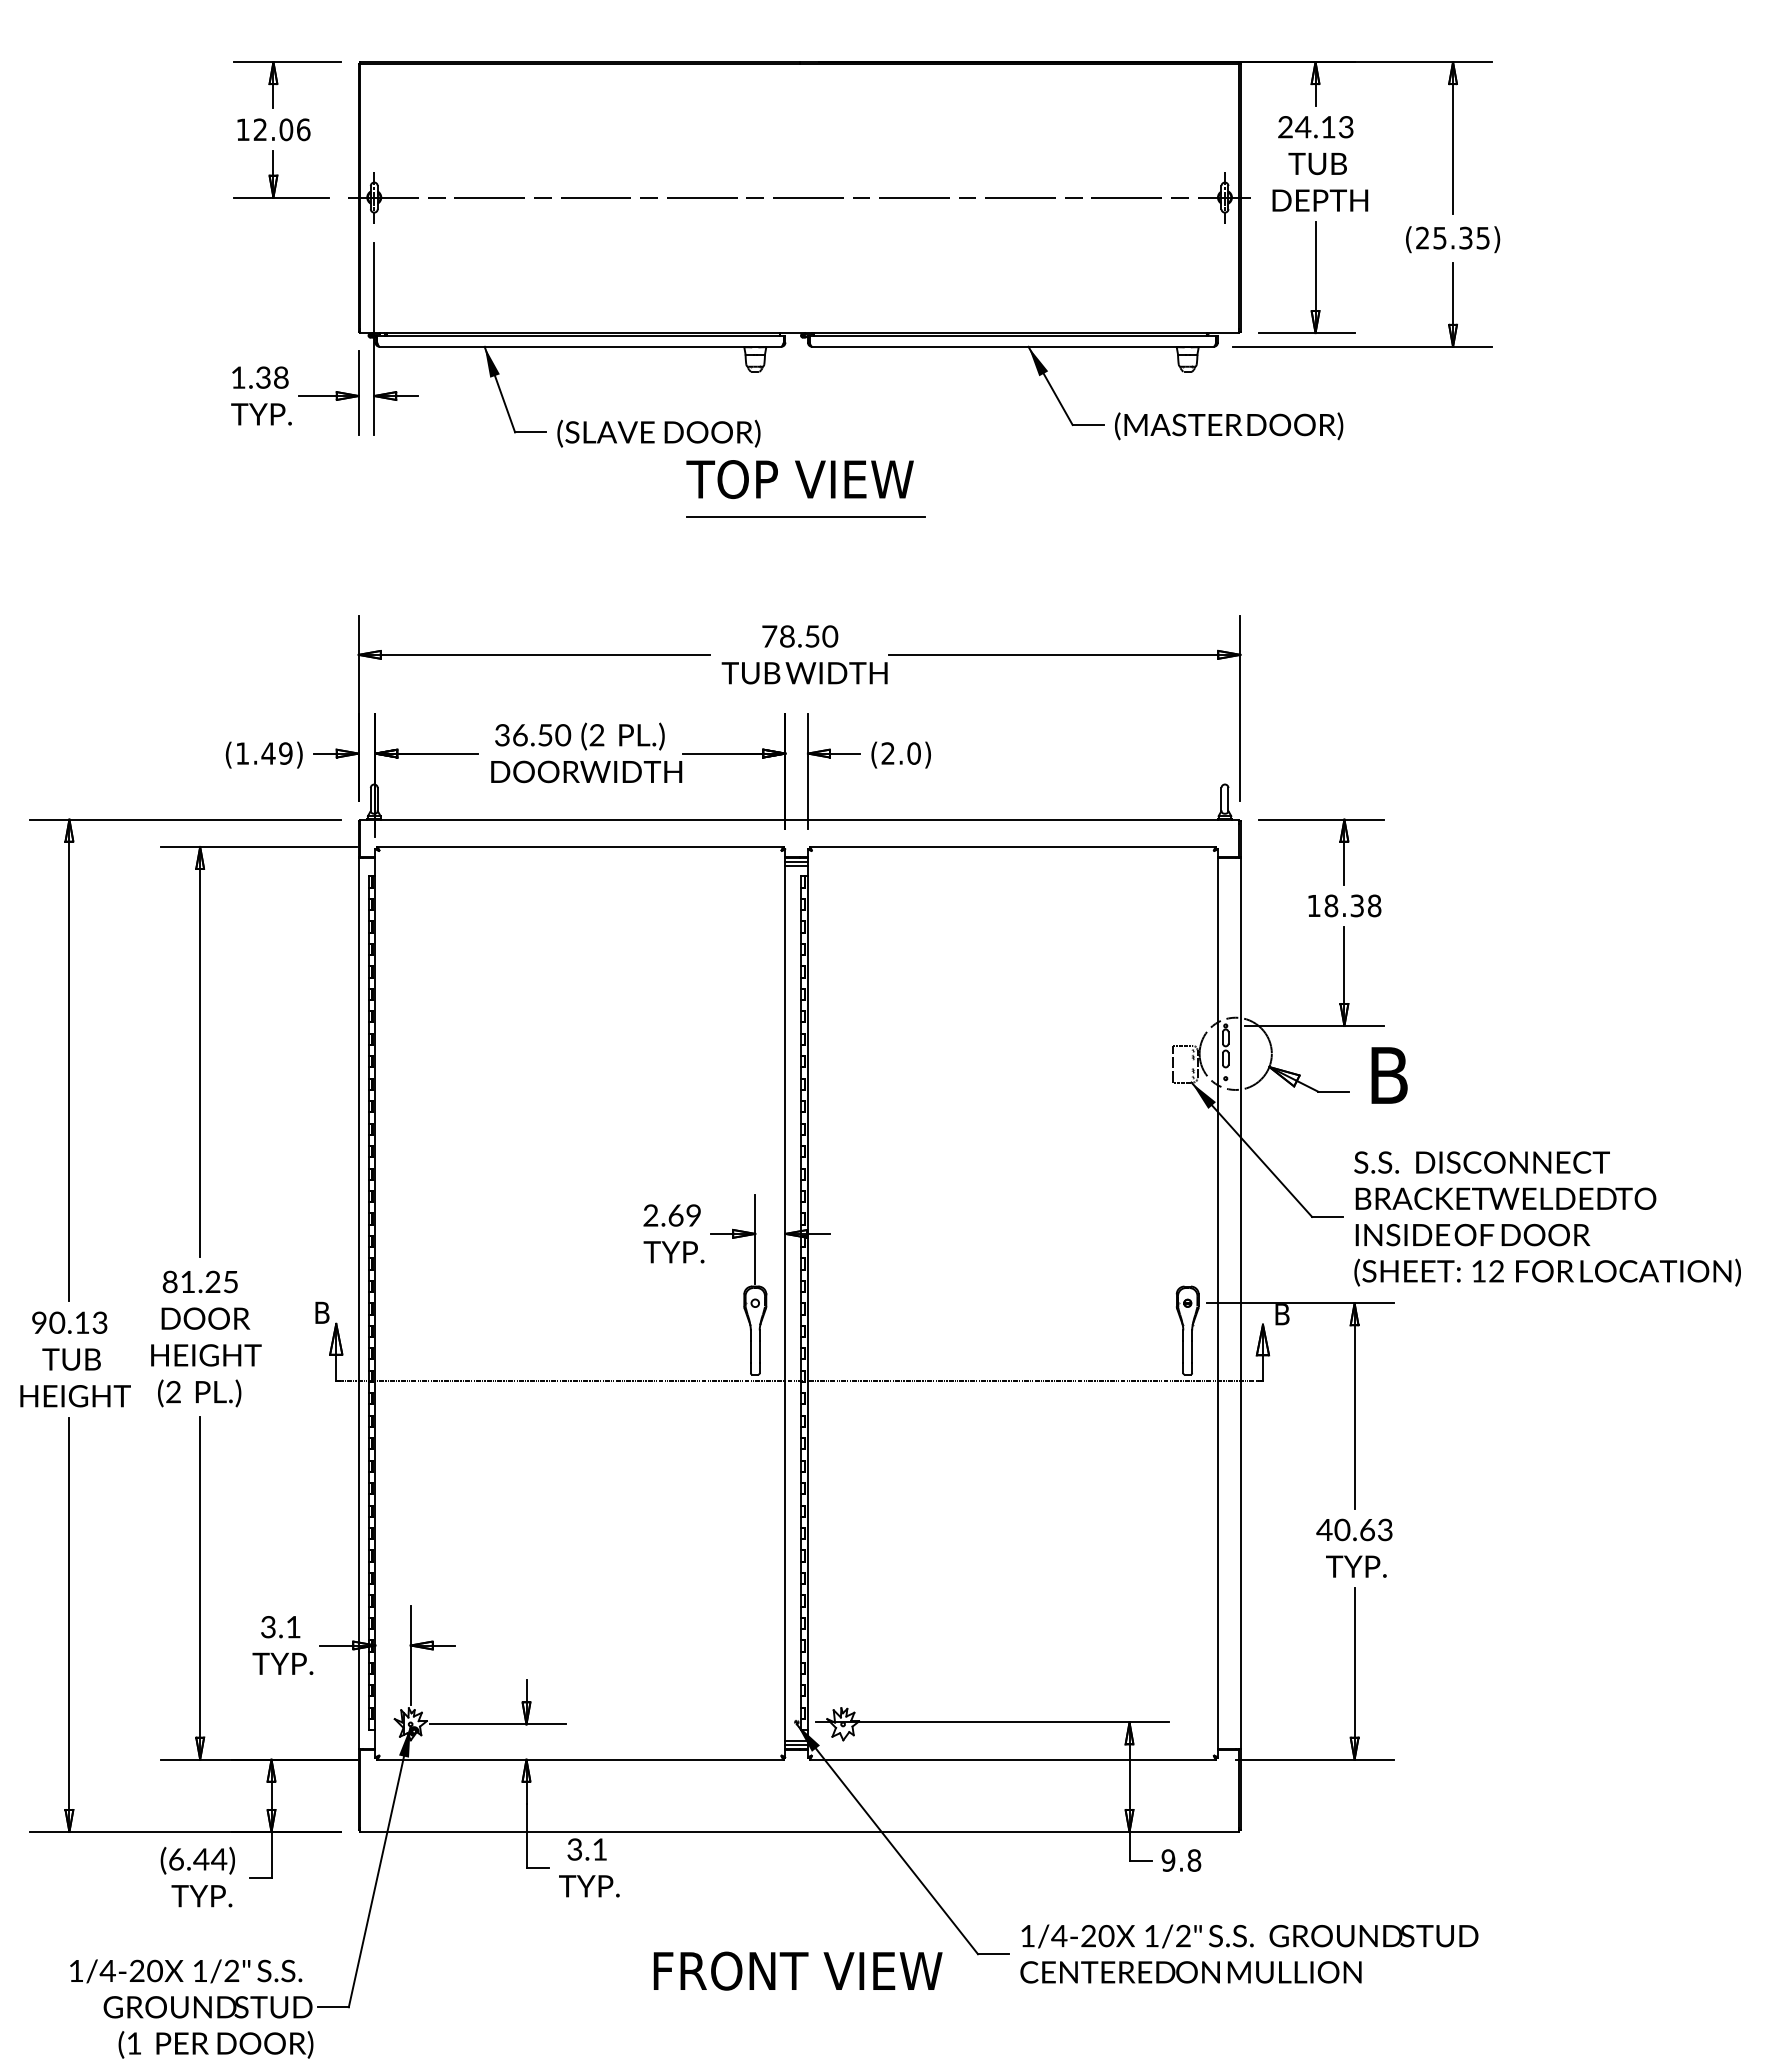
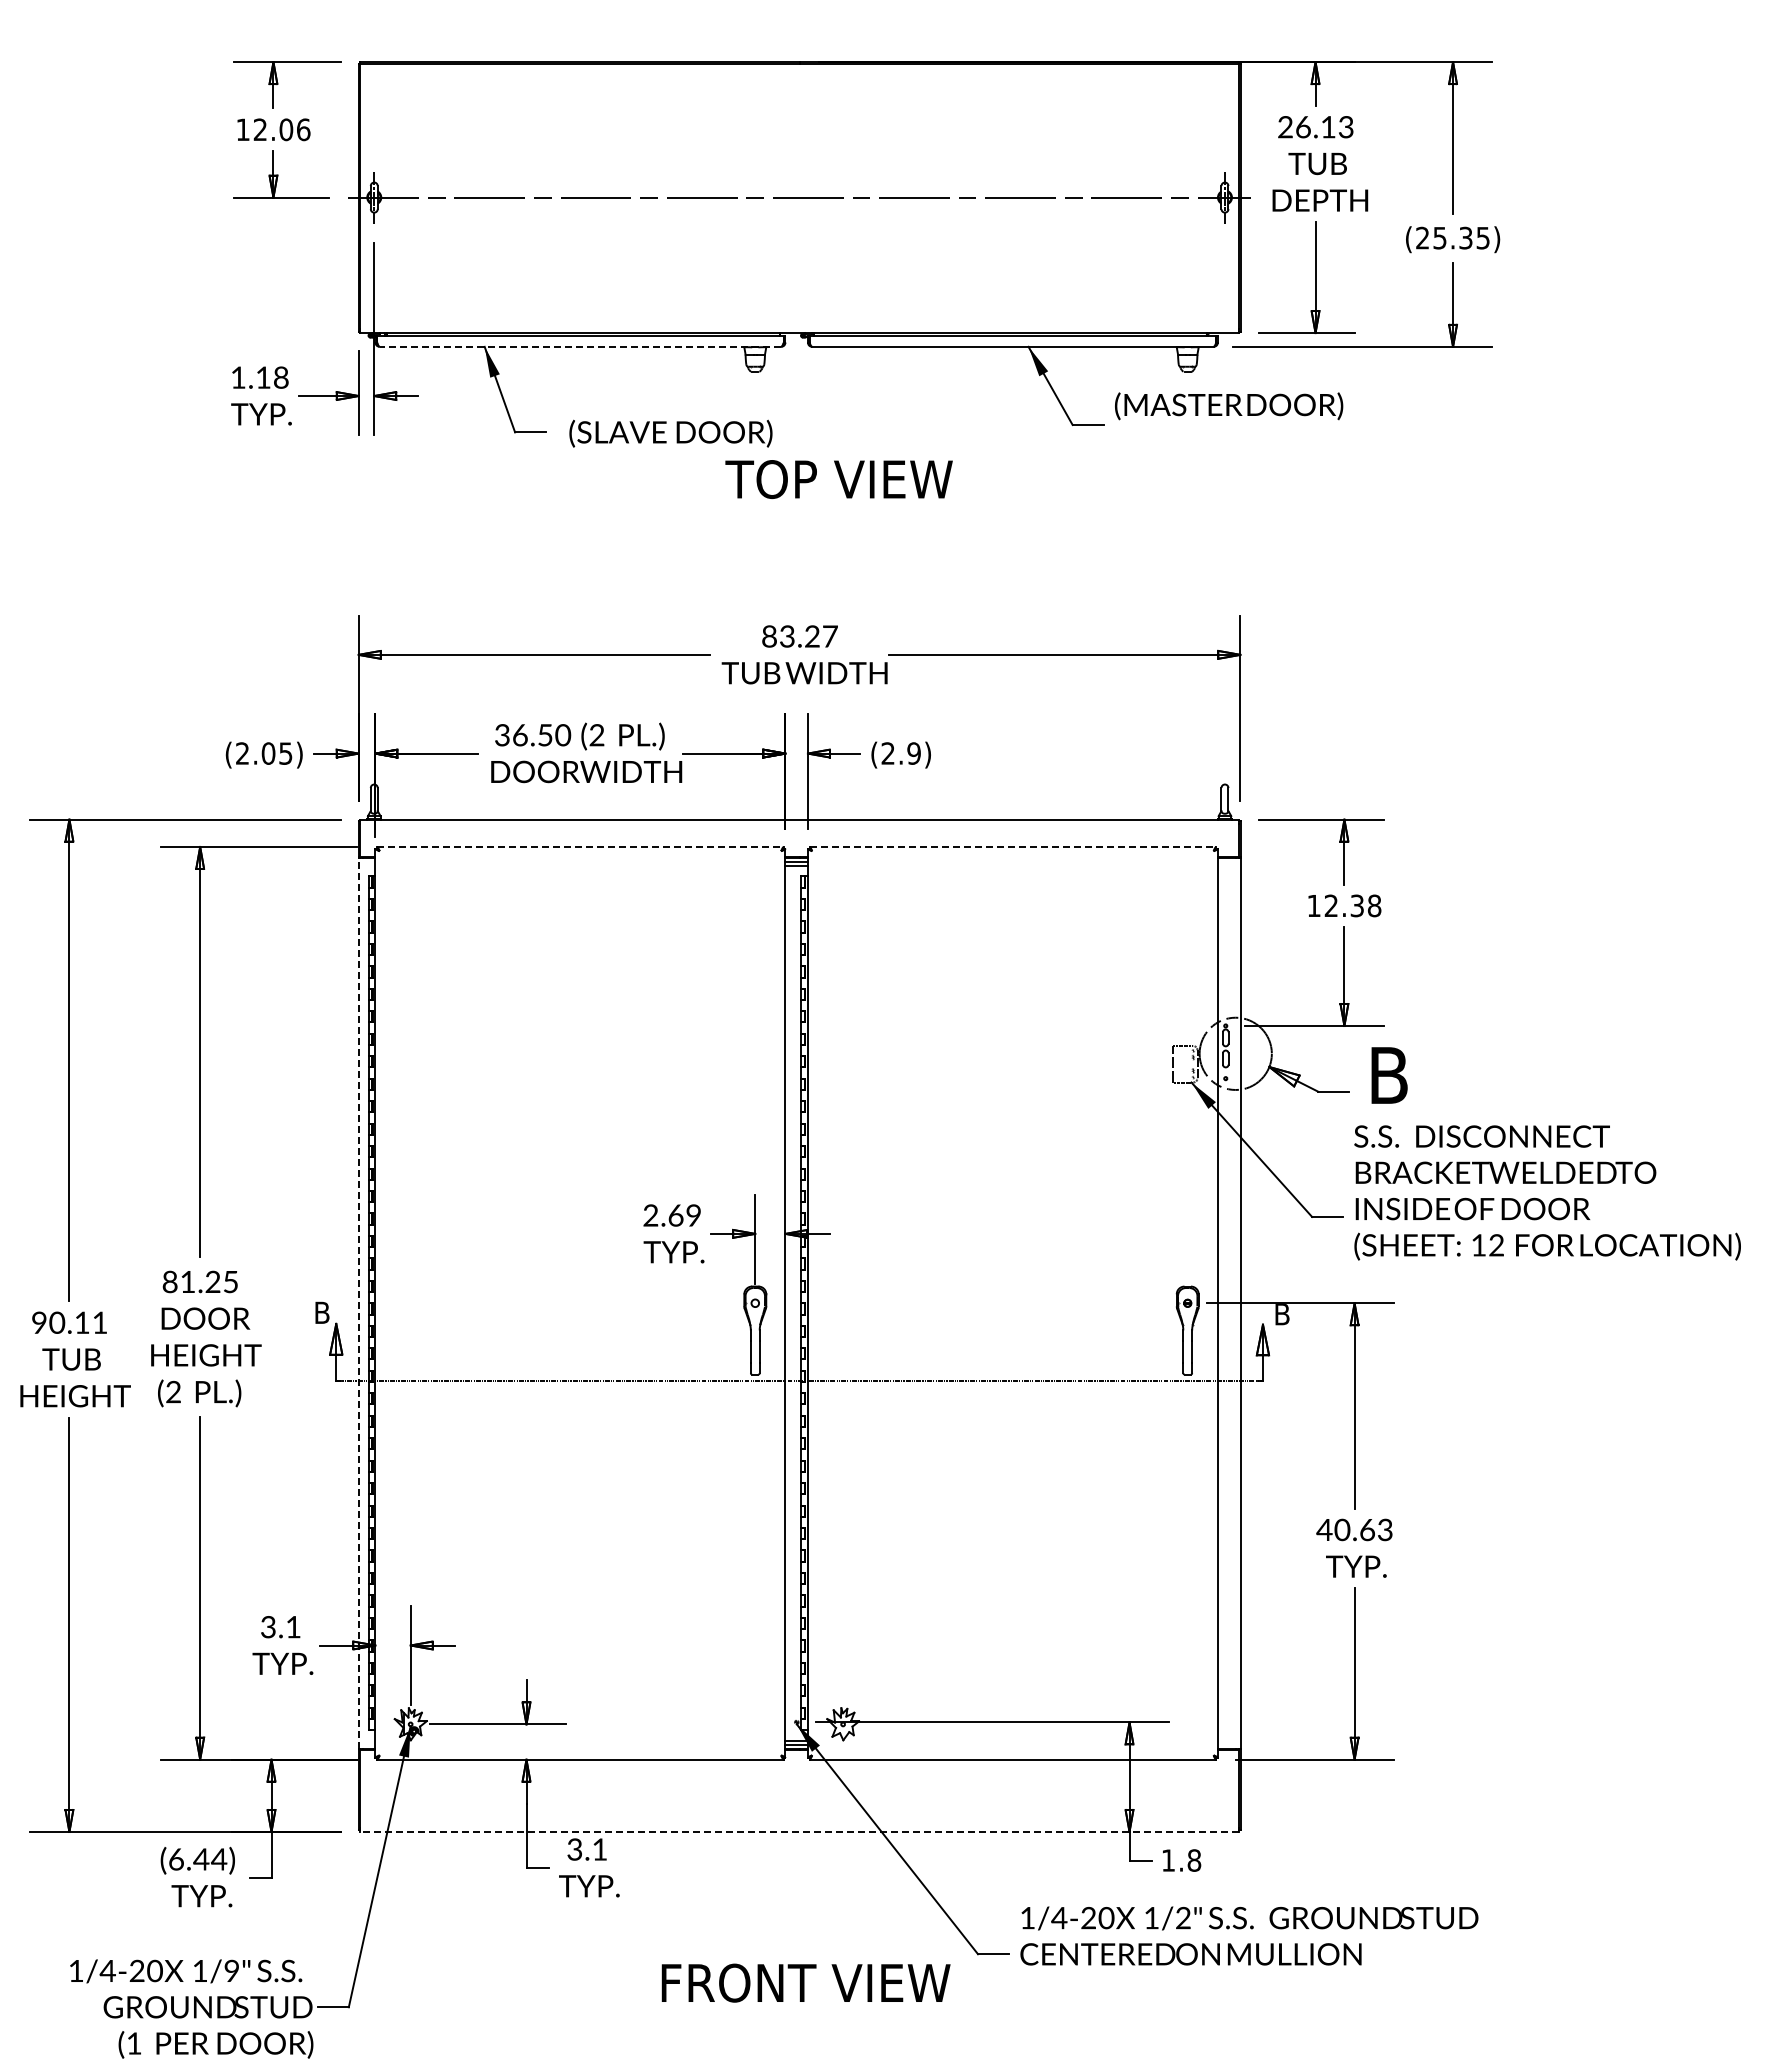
text: 24.13 -> 26.13 (1303, 127)
line: solid -> dashed (580, 346)
text: 1.38 -> 1.18 (263, 377)
text position: (1229, 426) -> (1229, 406) (1229, 406)
text position: (658, 433) -> (670, 433) (670, 433)
text position: (799, 479) -> (838, 479) (838, 479)
line: present -> none (805, 516)
text: 78.50 -> 83.27 (800, 636)
text: (1.49) -> (2.05) (264, 753)
text: (2.0) -> (2.9) (913, 753)
line: solid -> dashed (580, 846)
line: solid -> dashed (1013, 846)
text: 18.38 -> 12.38 (1331, 905)
text position: (1547, 1218) -> (1547, 1192) (1547, 1192)
line: solid -> dashed (358, 1303)
text: 90.13 -> 90.11 (99, 1322)
line: solid -> dashed (799, 1831)
text: 9.8 -> 1.8 (1168, 1860)
text position: (1249, 1953) -> (1249, 1935) (1249, 1935)
text: 1/2" -> 1/9" (231, 1970)
text position: (797, 1970) -> (805, 1982) (805, 1982)
